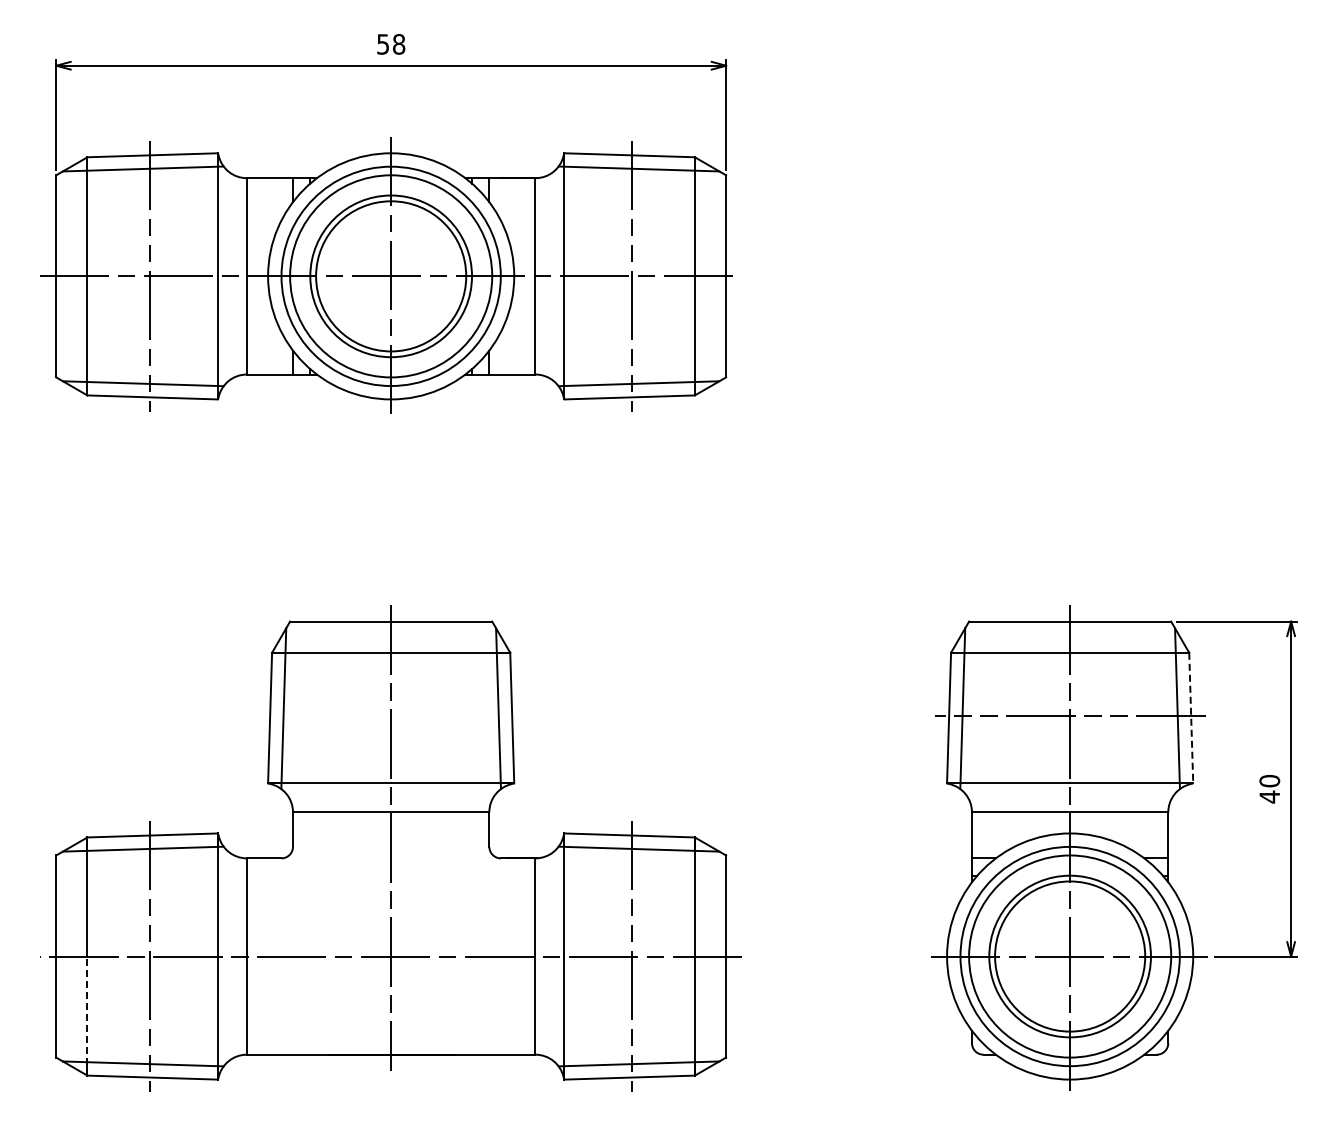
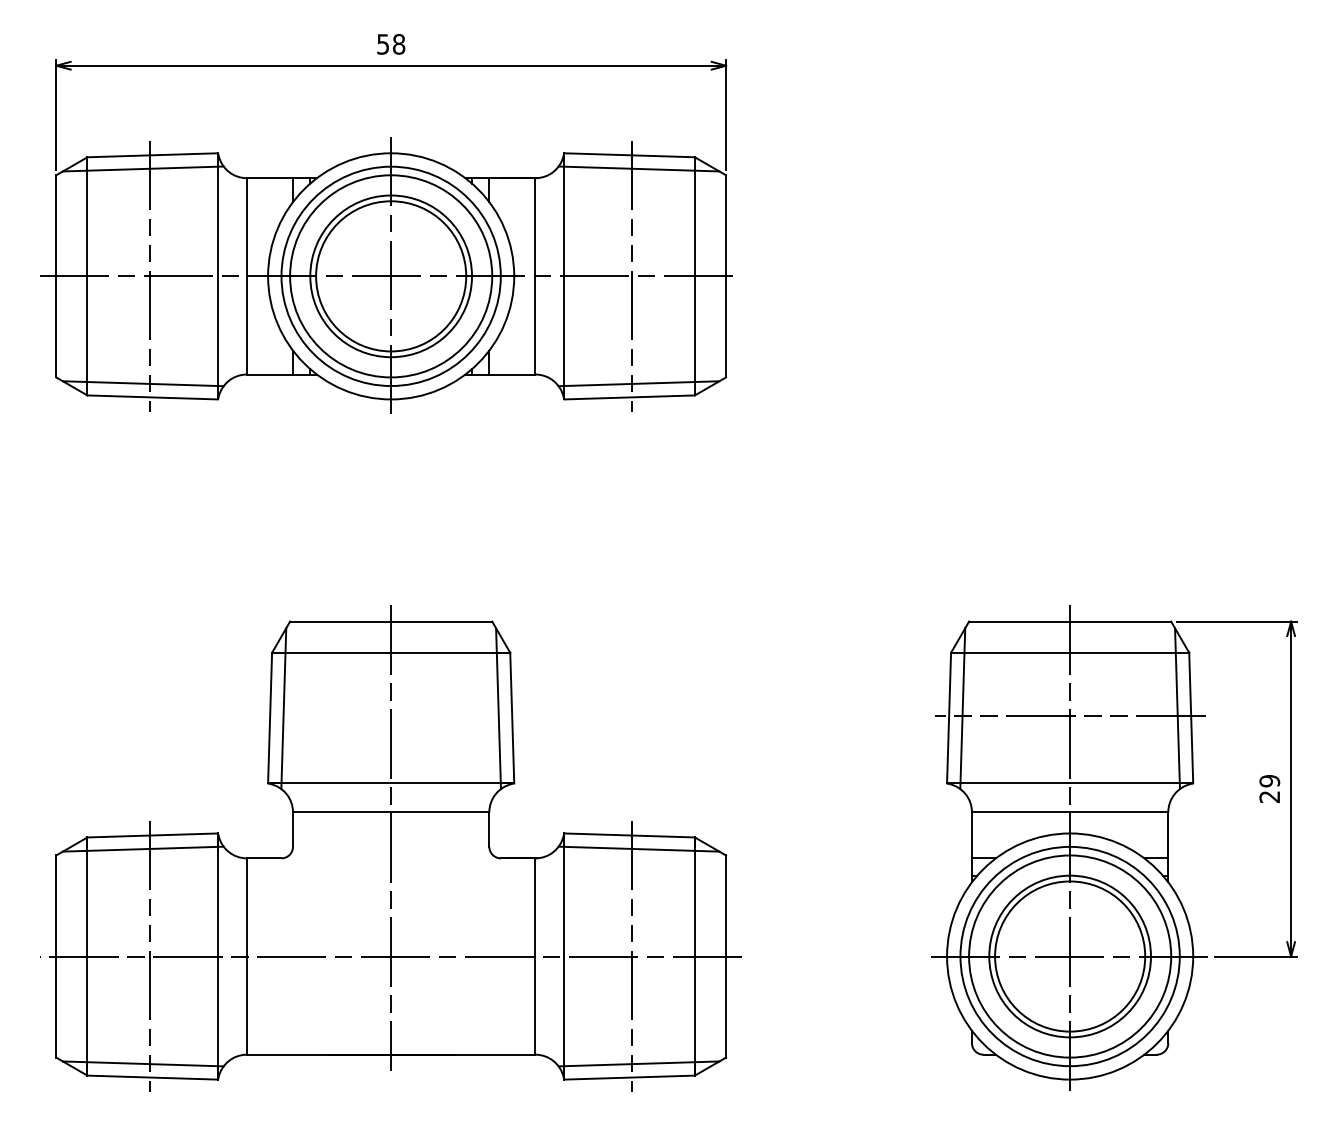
line: dashed -> solid (1191, 718)
text: 40 -> 29 (1269, 788)
line: dashed -> solid (87, 1016)
